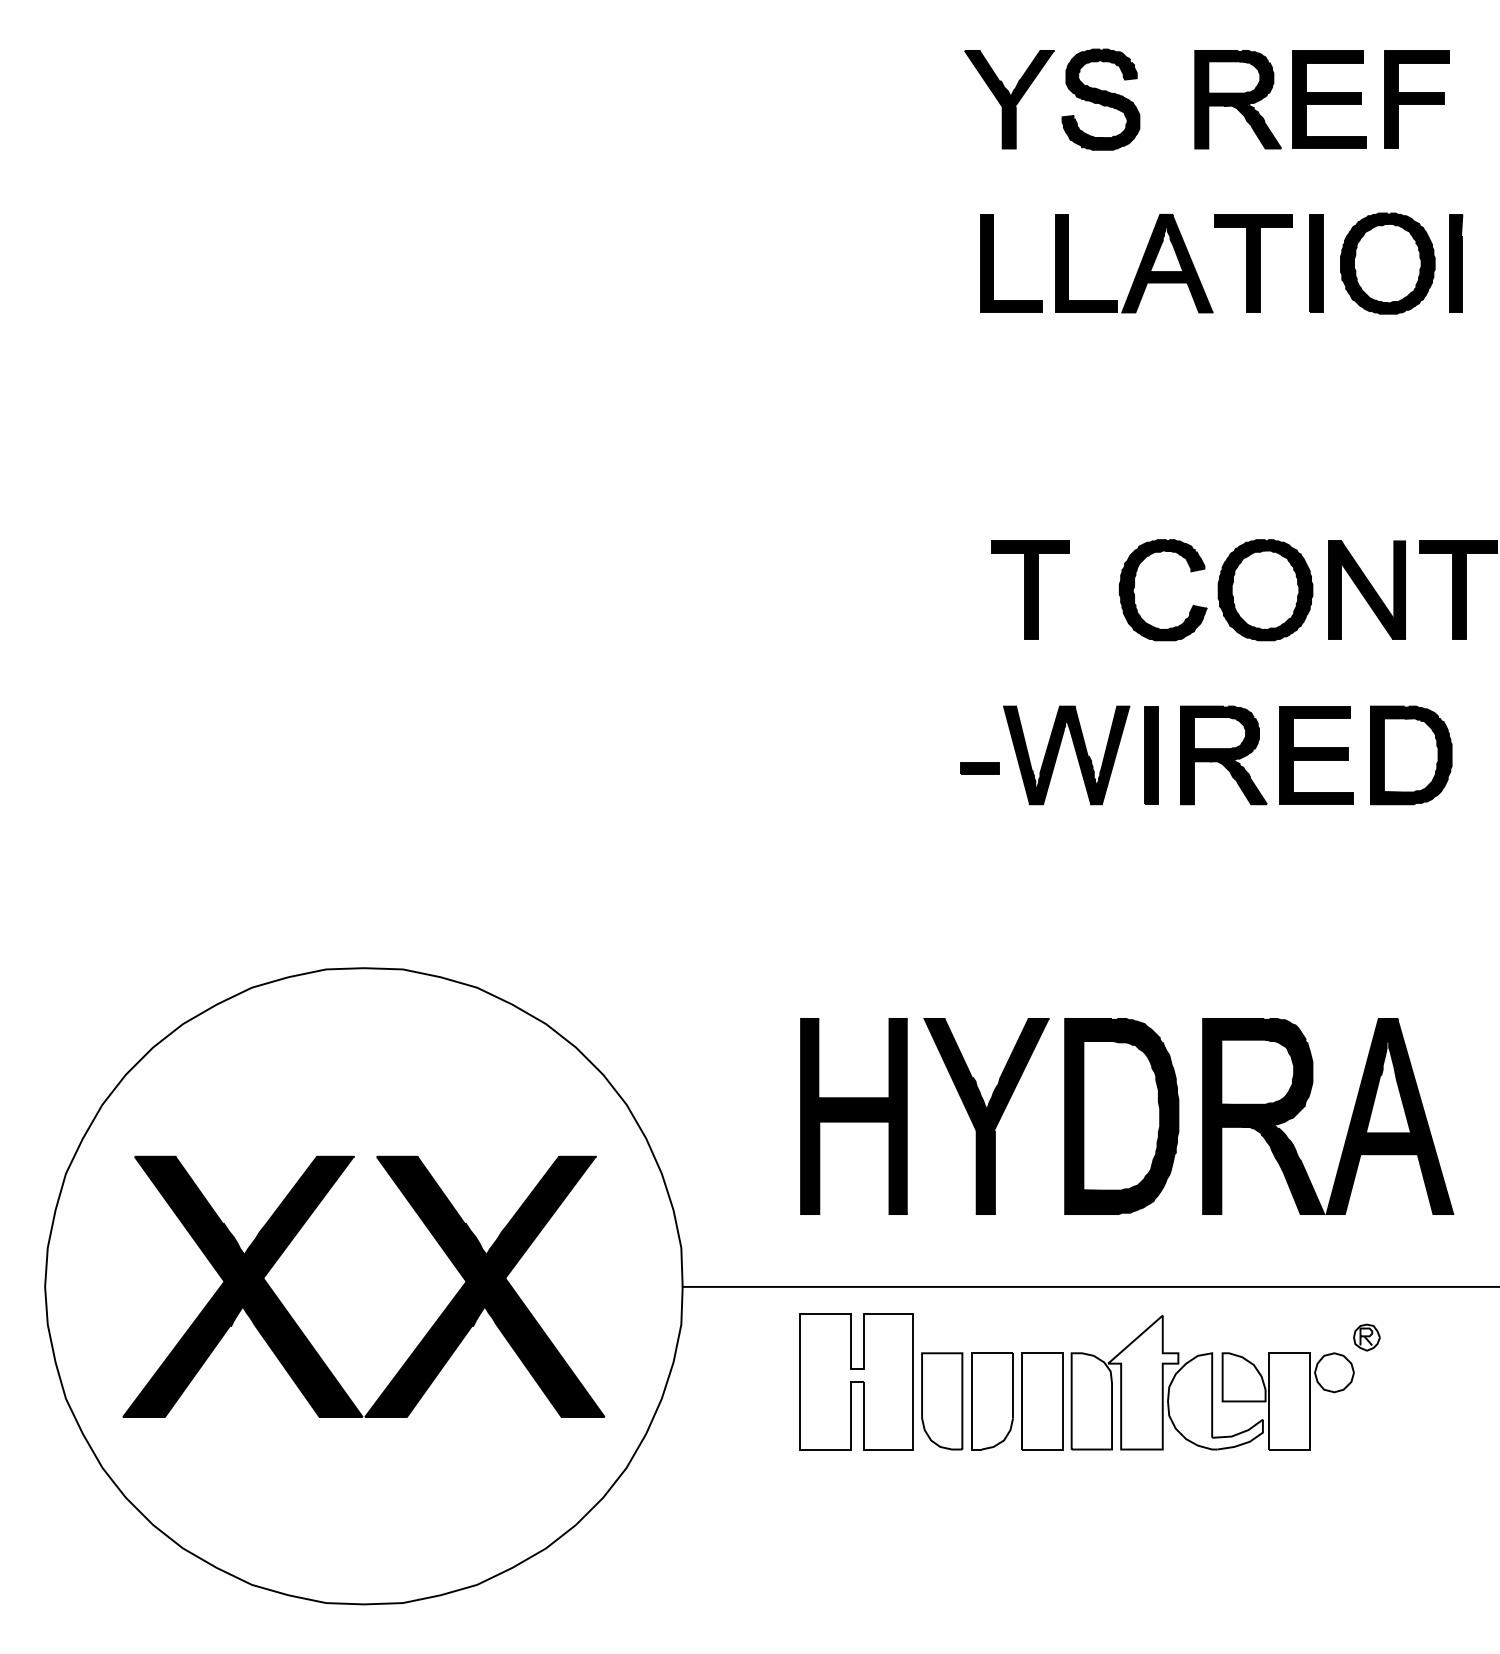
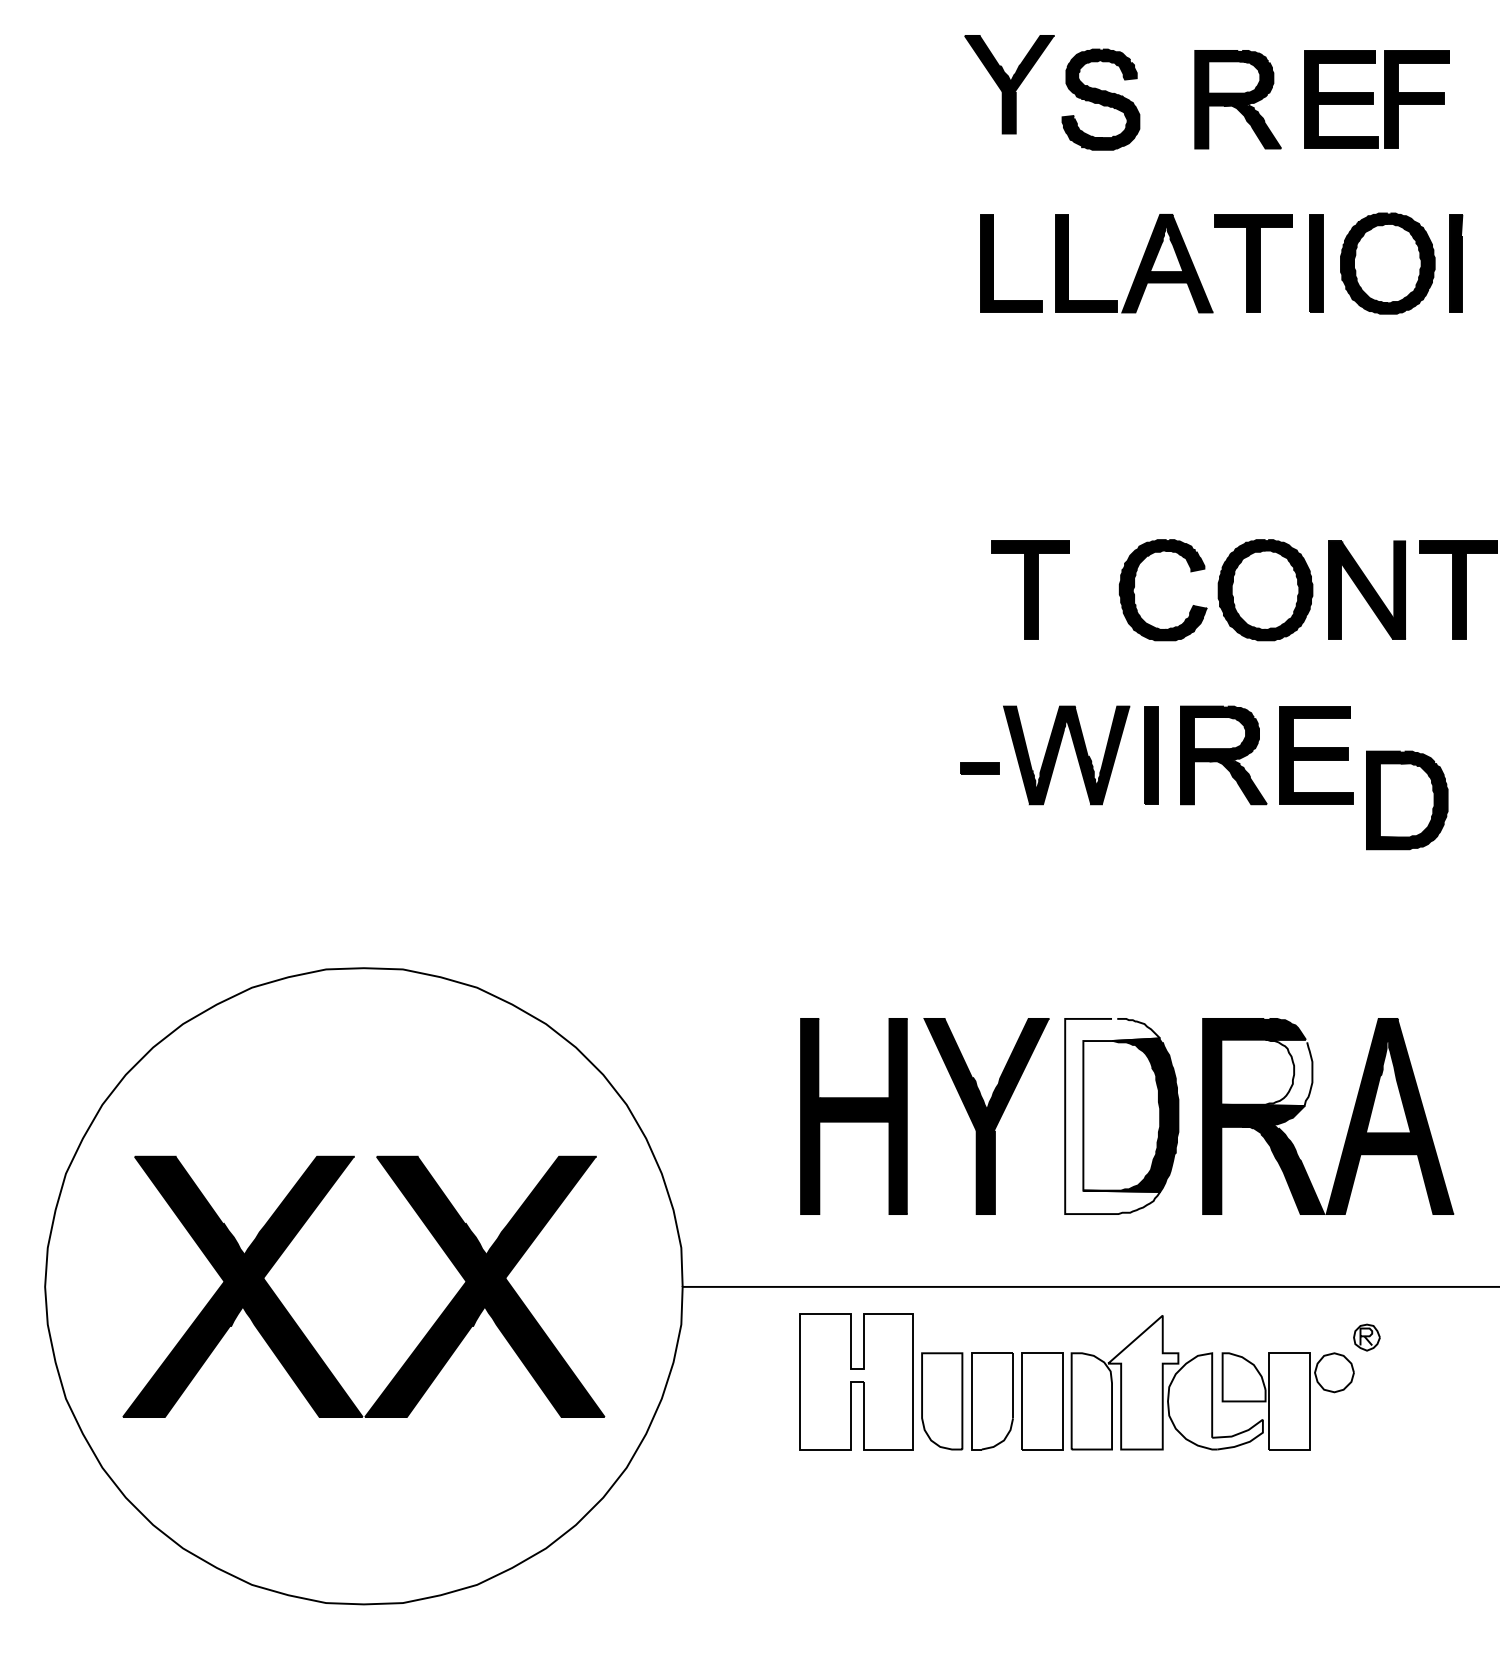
part position: (1009, 99) -> (1009, 84) (1009, 84)
part position: (1329, 99) -> (1341, 99) (1341, 99)
part position: (1411, 755) -> (1407, 800) (1407, 800)
fill: present -> none (1266, 1072)
fill: present -> none (1112, 1116)
